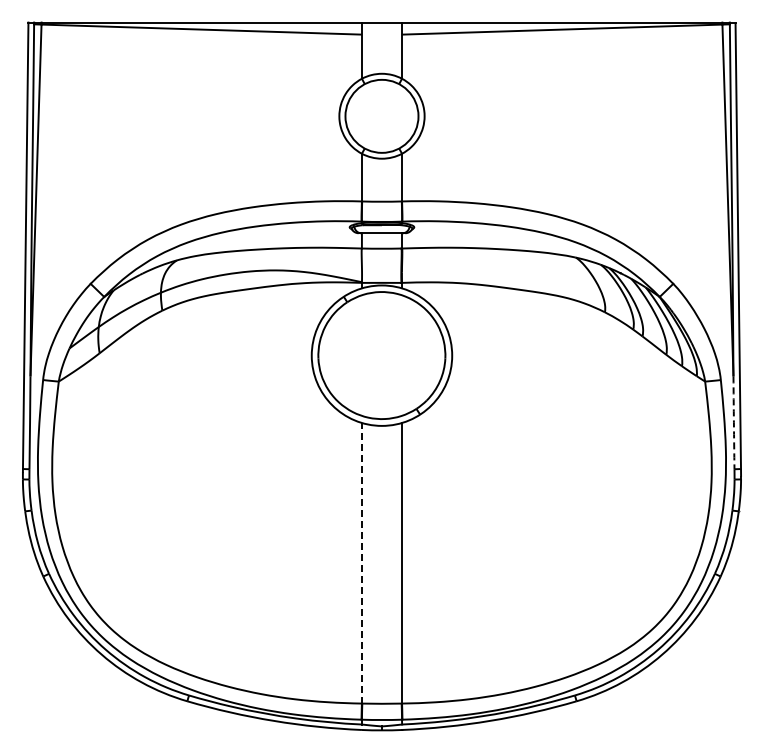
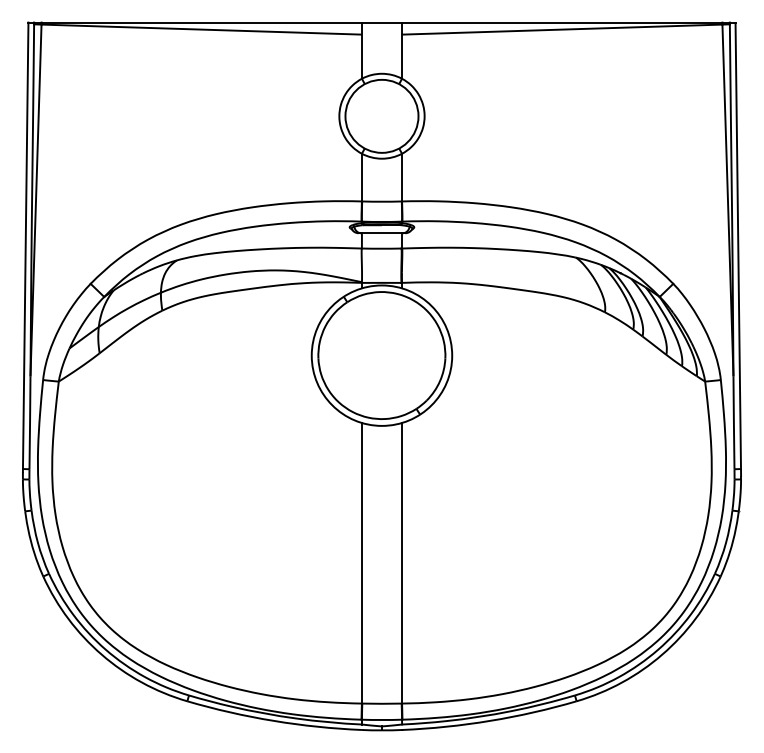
arc: dashed -> solid (733, 422)
line: dashed -> solid (361, 562)
